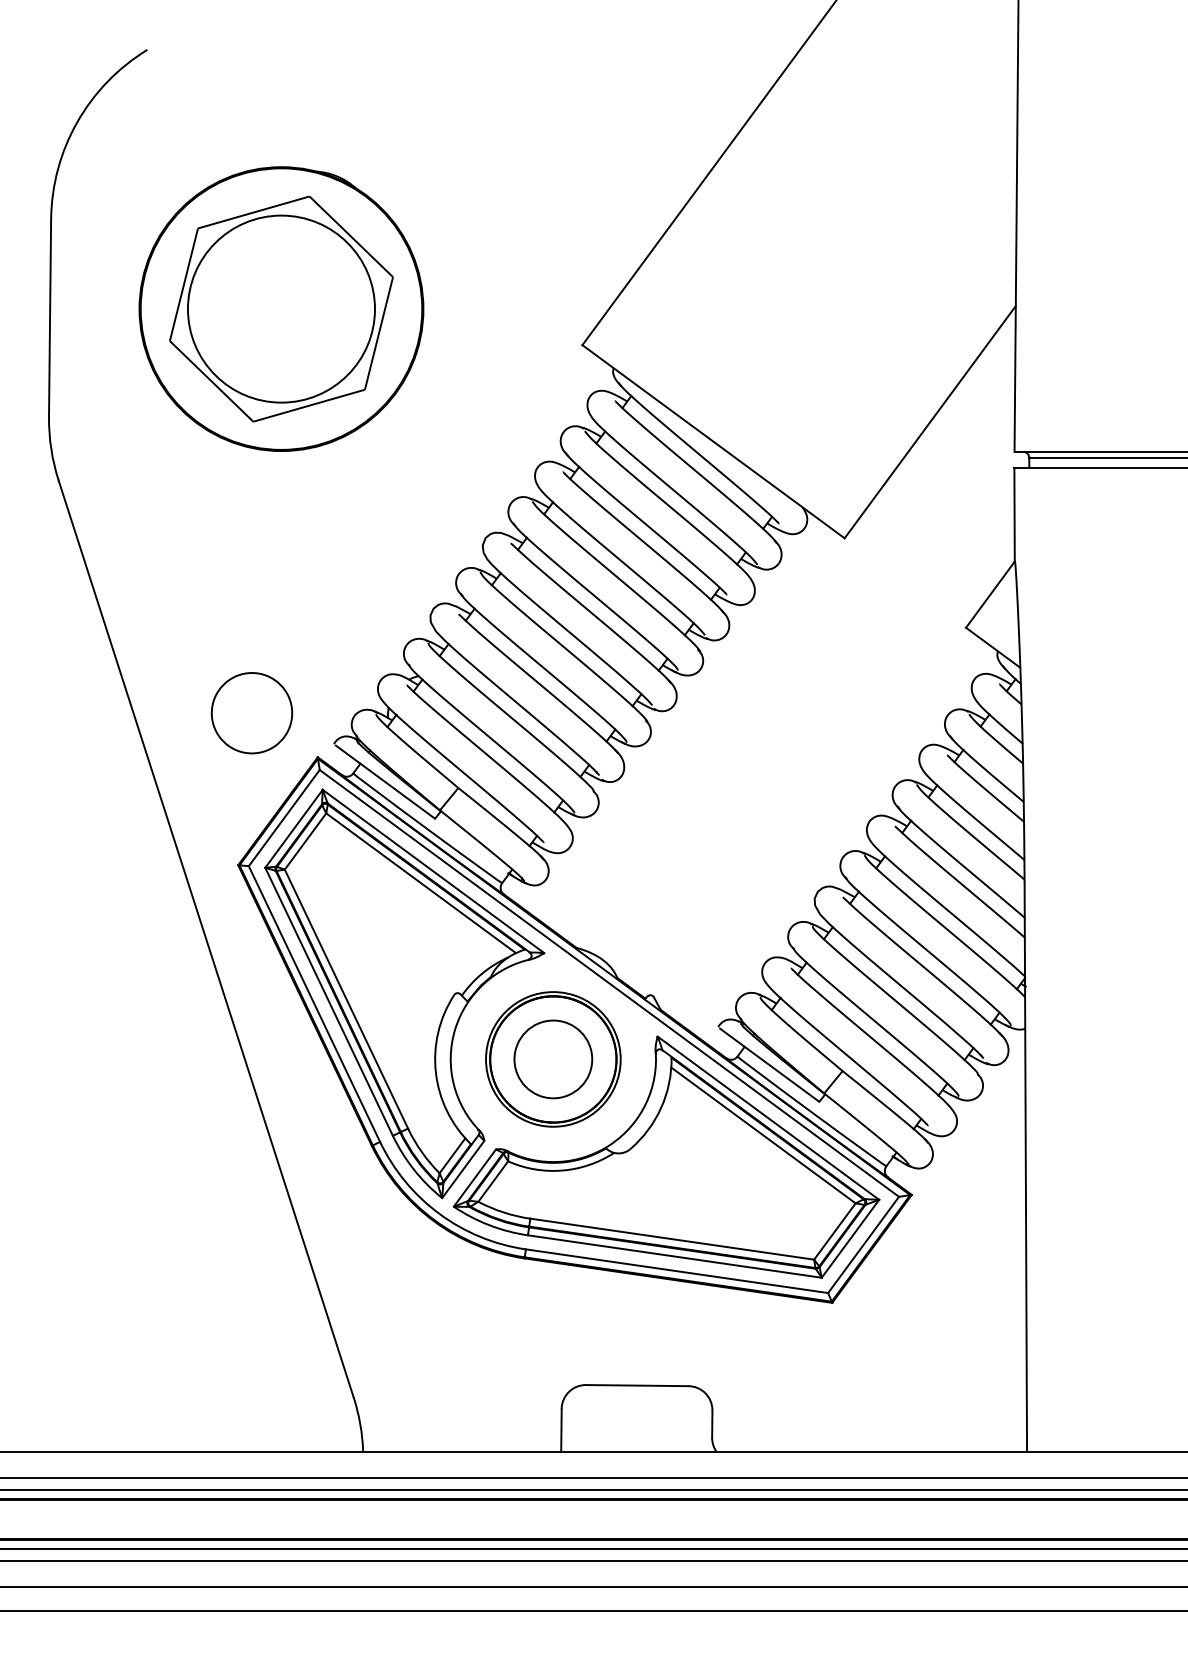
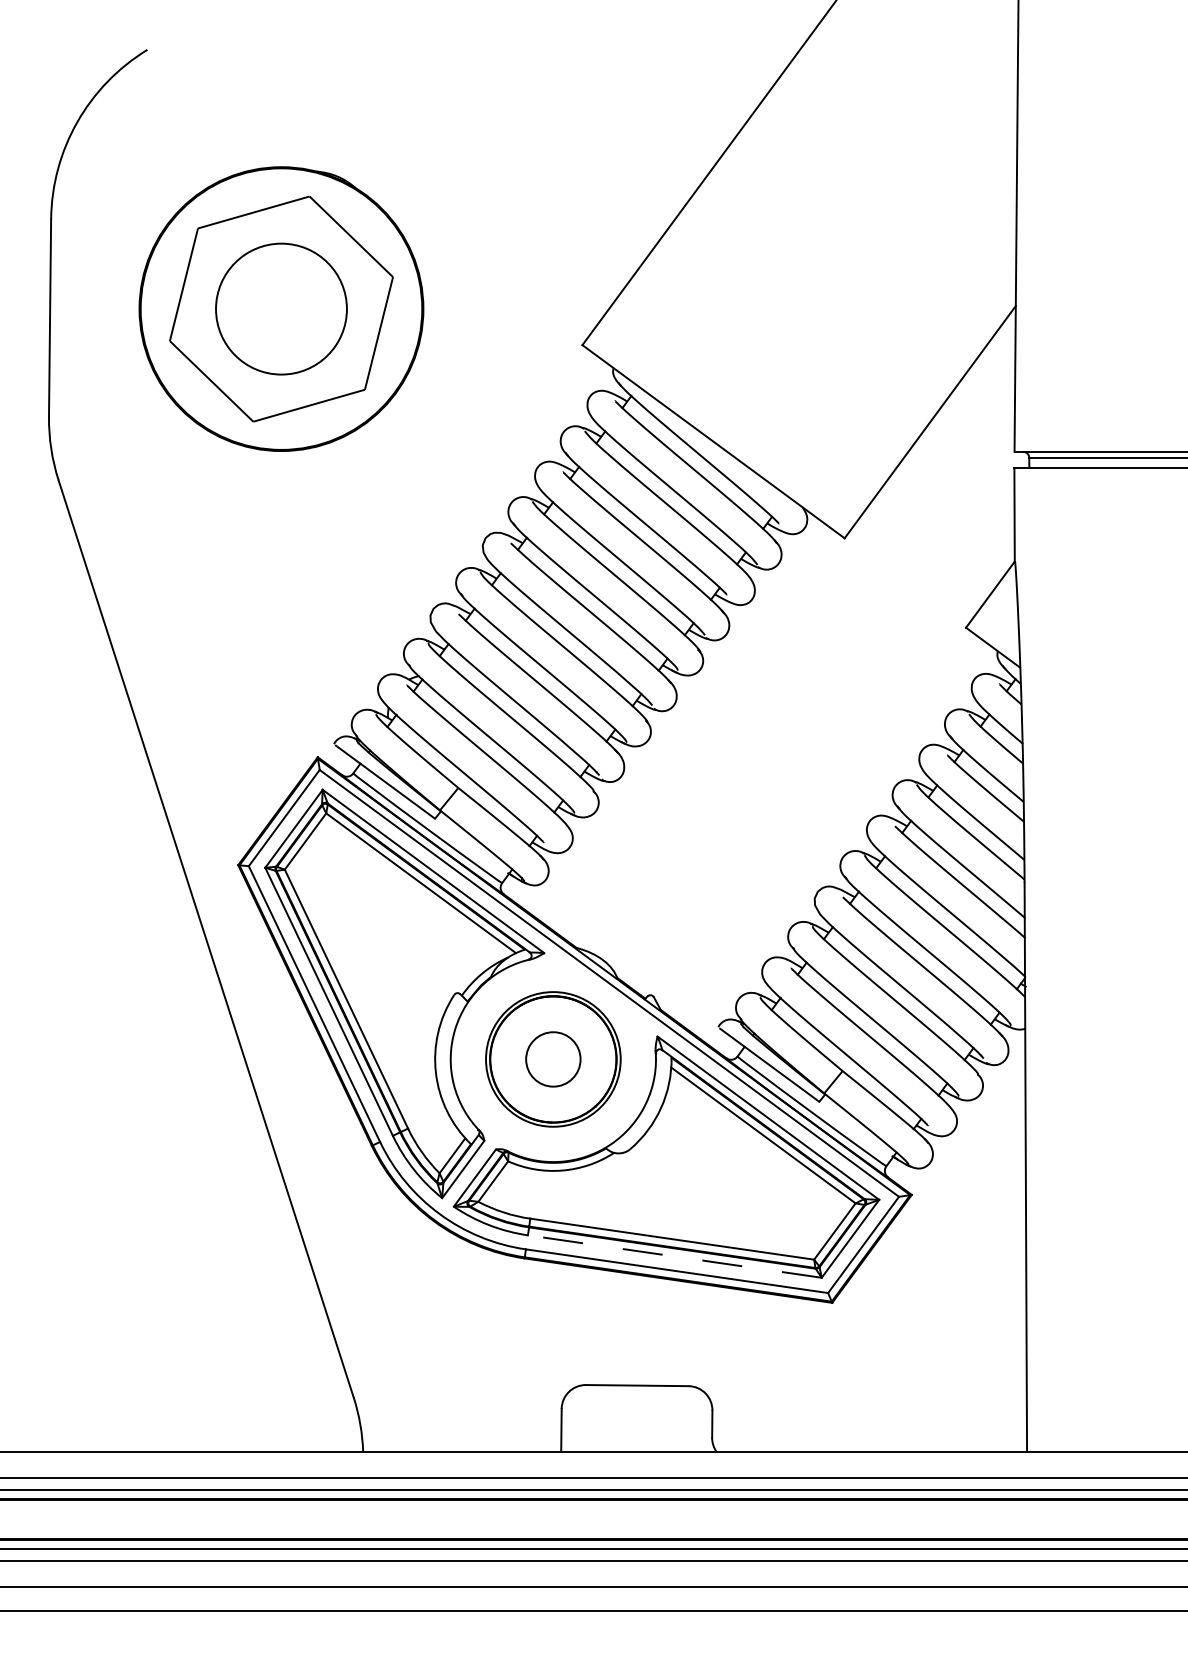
circle diameter: 187 px -> 131 px (281, 308)
circle: present -> none (251, 713)
circle diameter: 78 px -> 54 px (553, 1059)
line: solid -> dashed (674, 1256)
